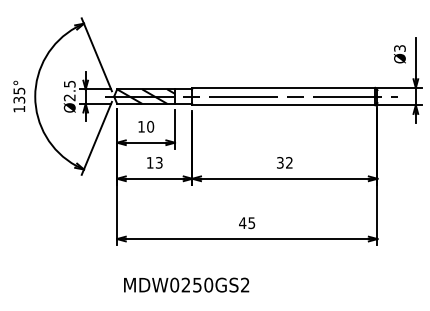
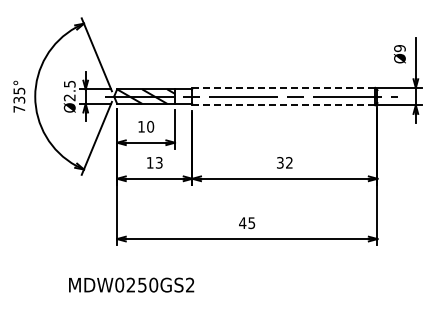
text: Ø3 -> Ø9 (399, 48)
line: solid -> dashed (284, 87)
line: solid -> dashed (283, 105)
text: 135° -> 735° (19, 109)
text position: (186, 284) -> (131, 284) (131, 284)
